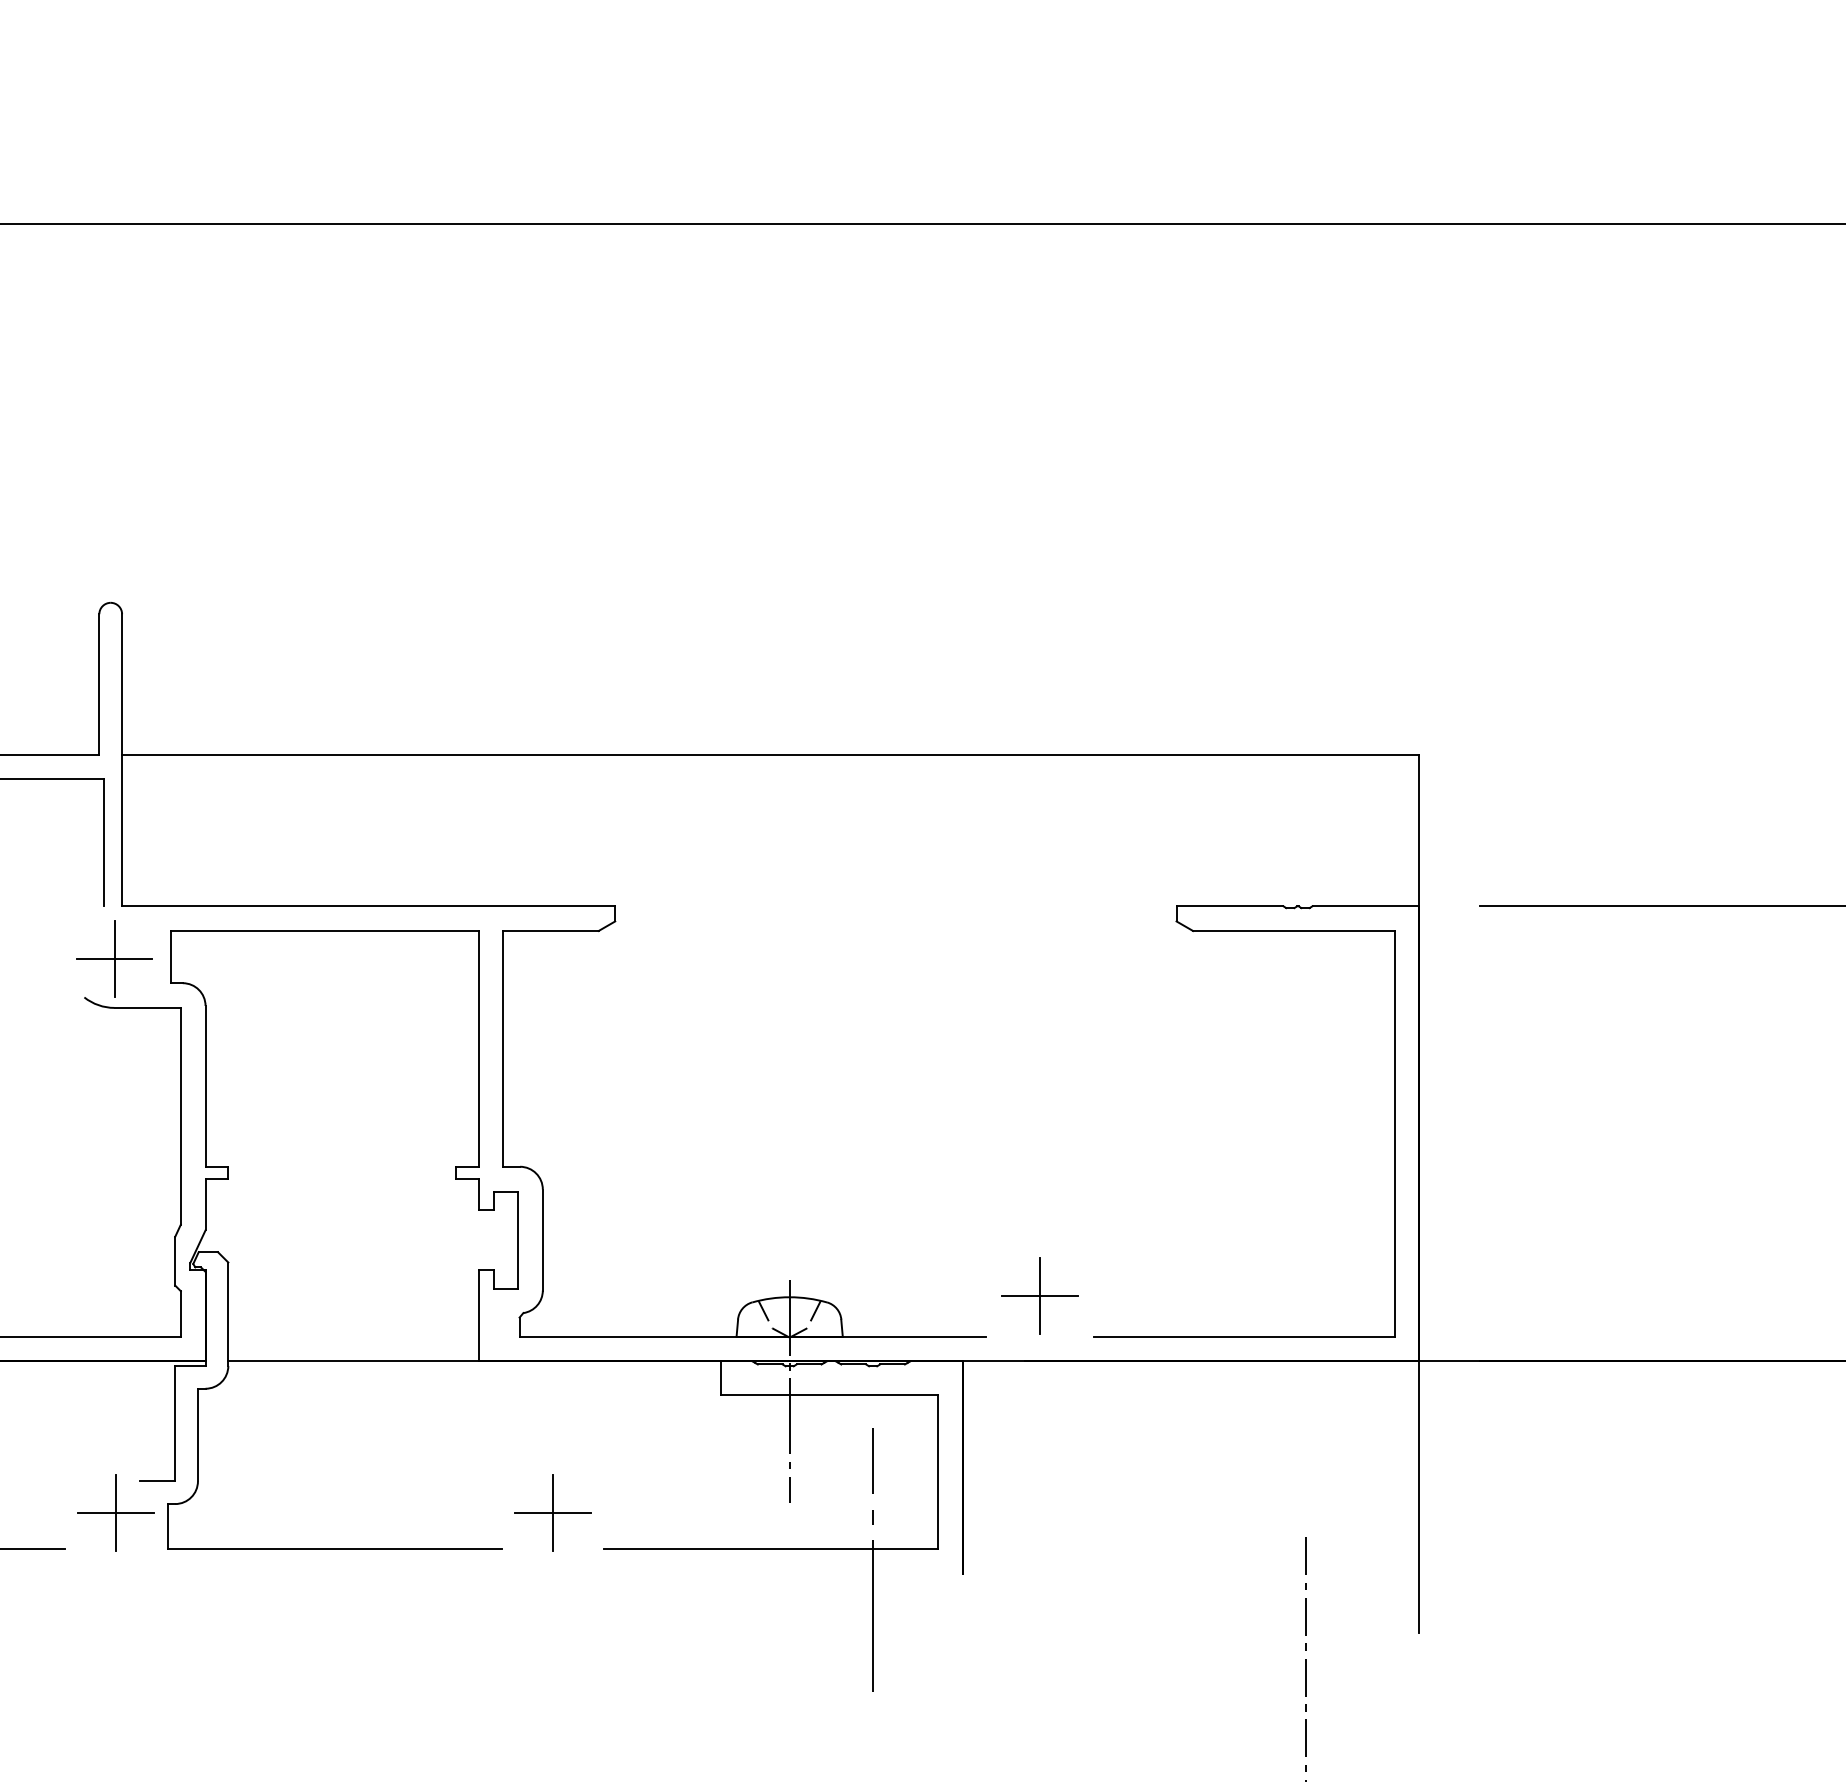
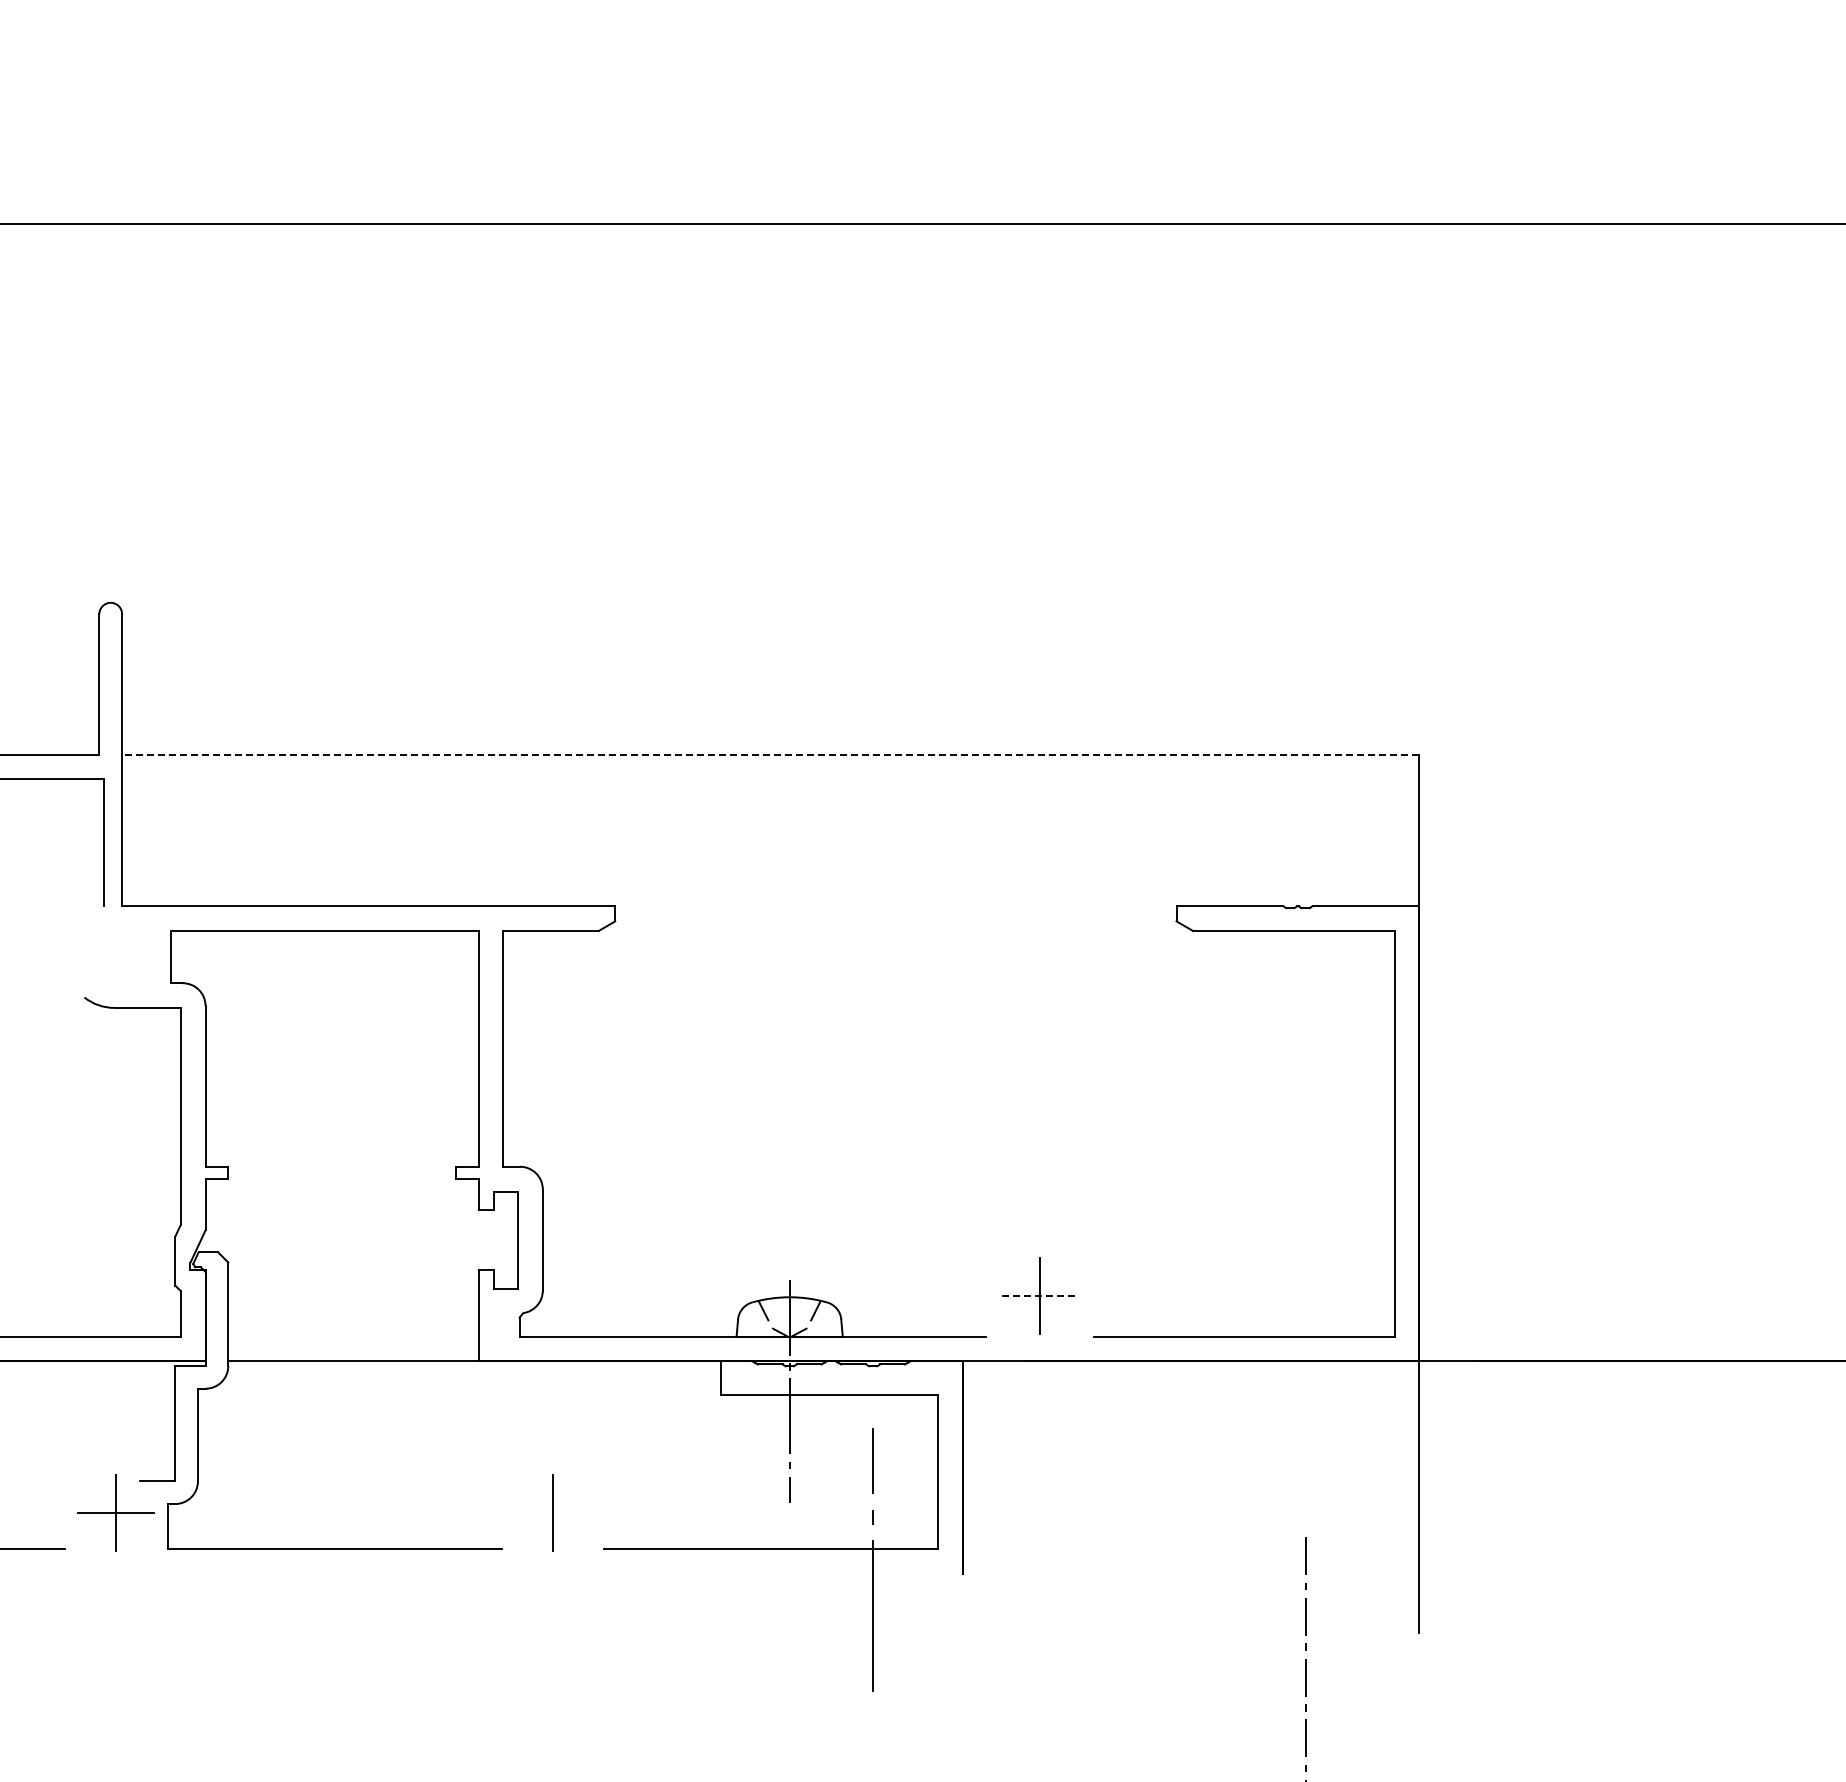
line: solid -> dashed (770, 754)
line: present -> none (1661, 906)
part: present -> none (114, 958)
line: solid -> dashed (1040, 1296)
line: present -> none (552, 1513)
